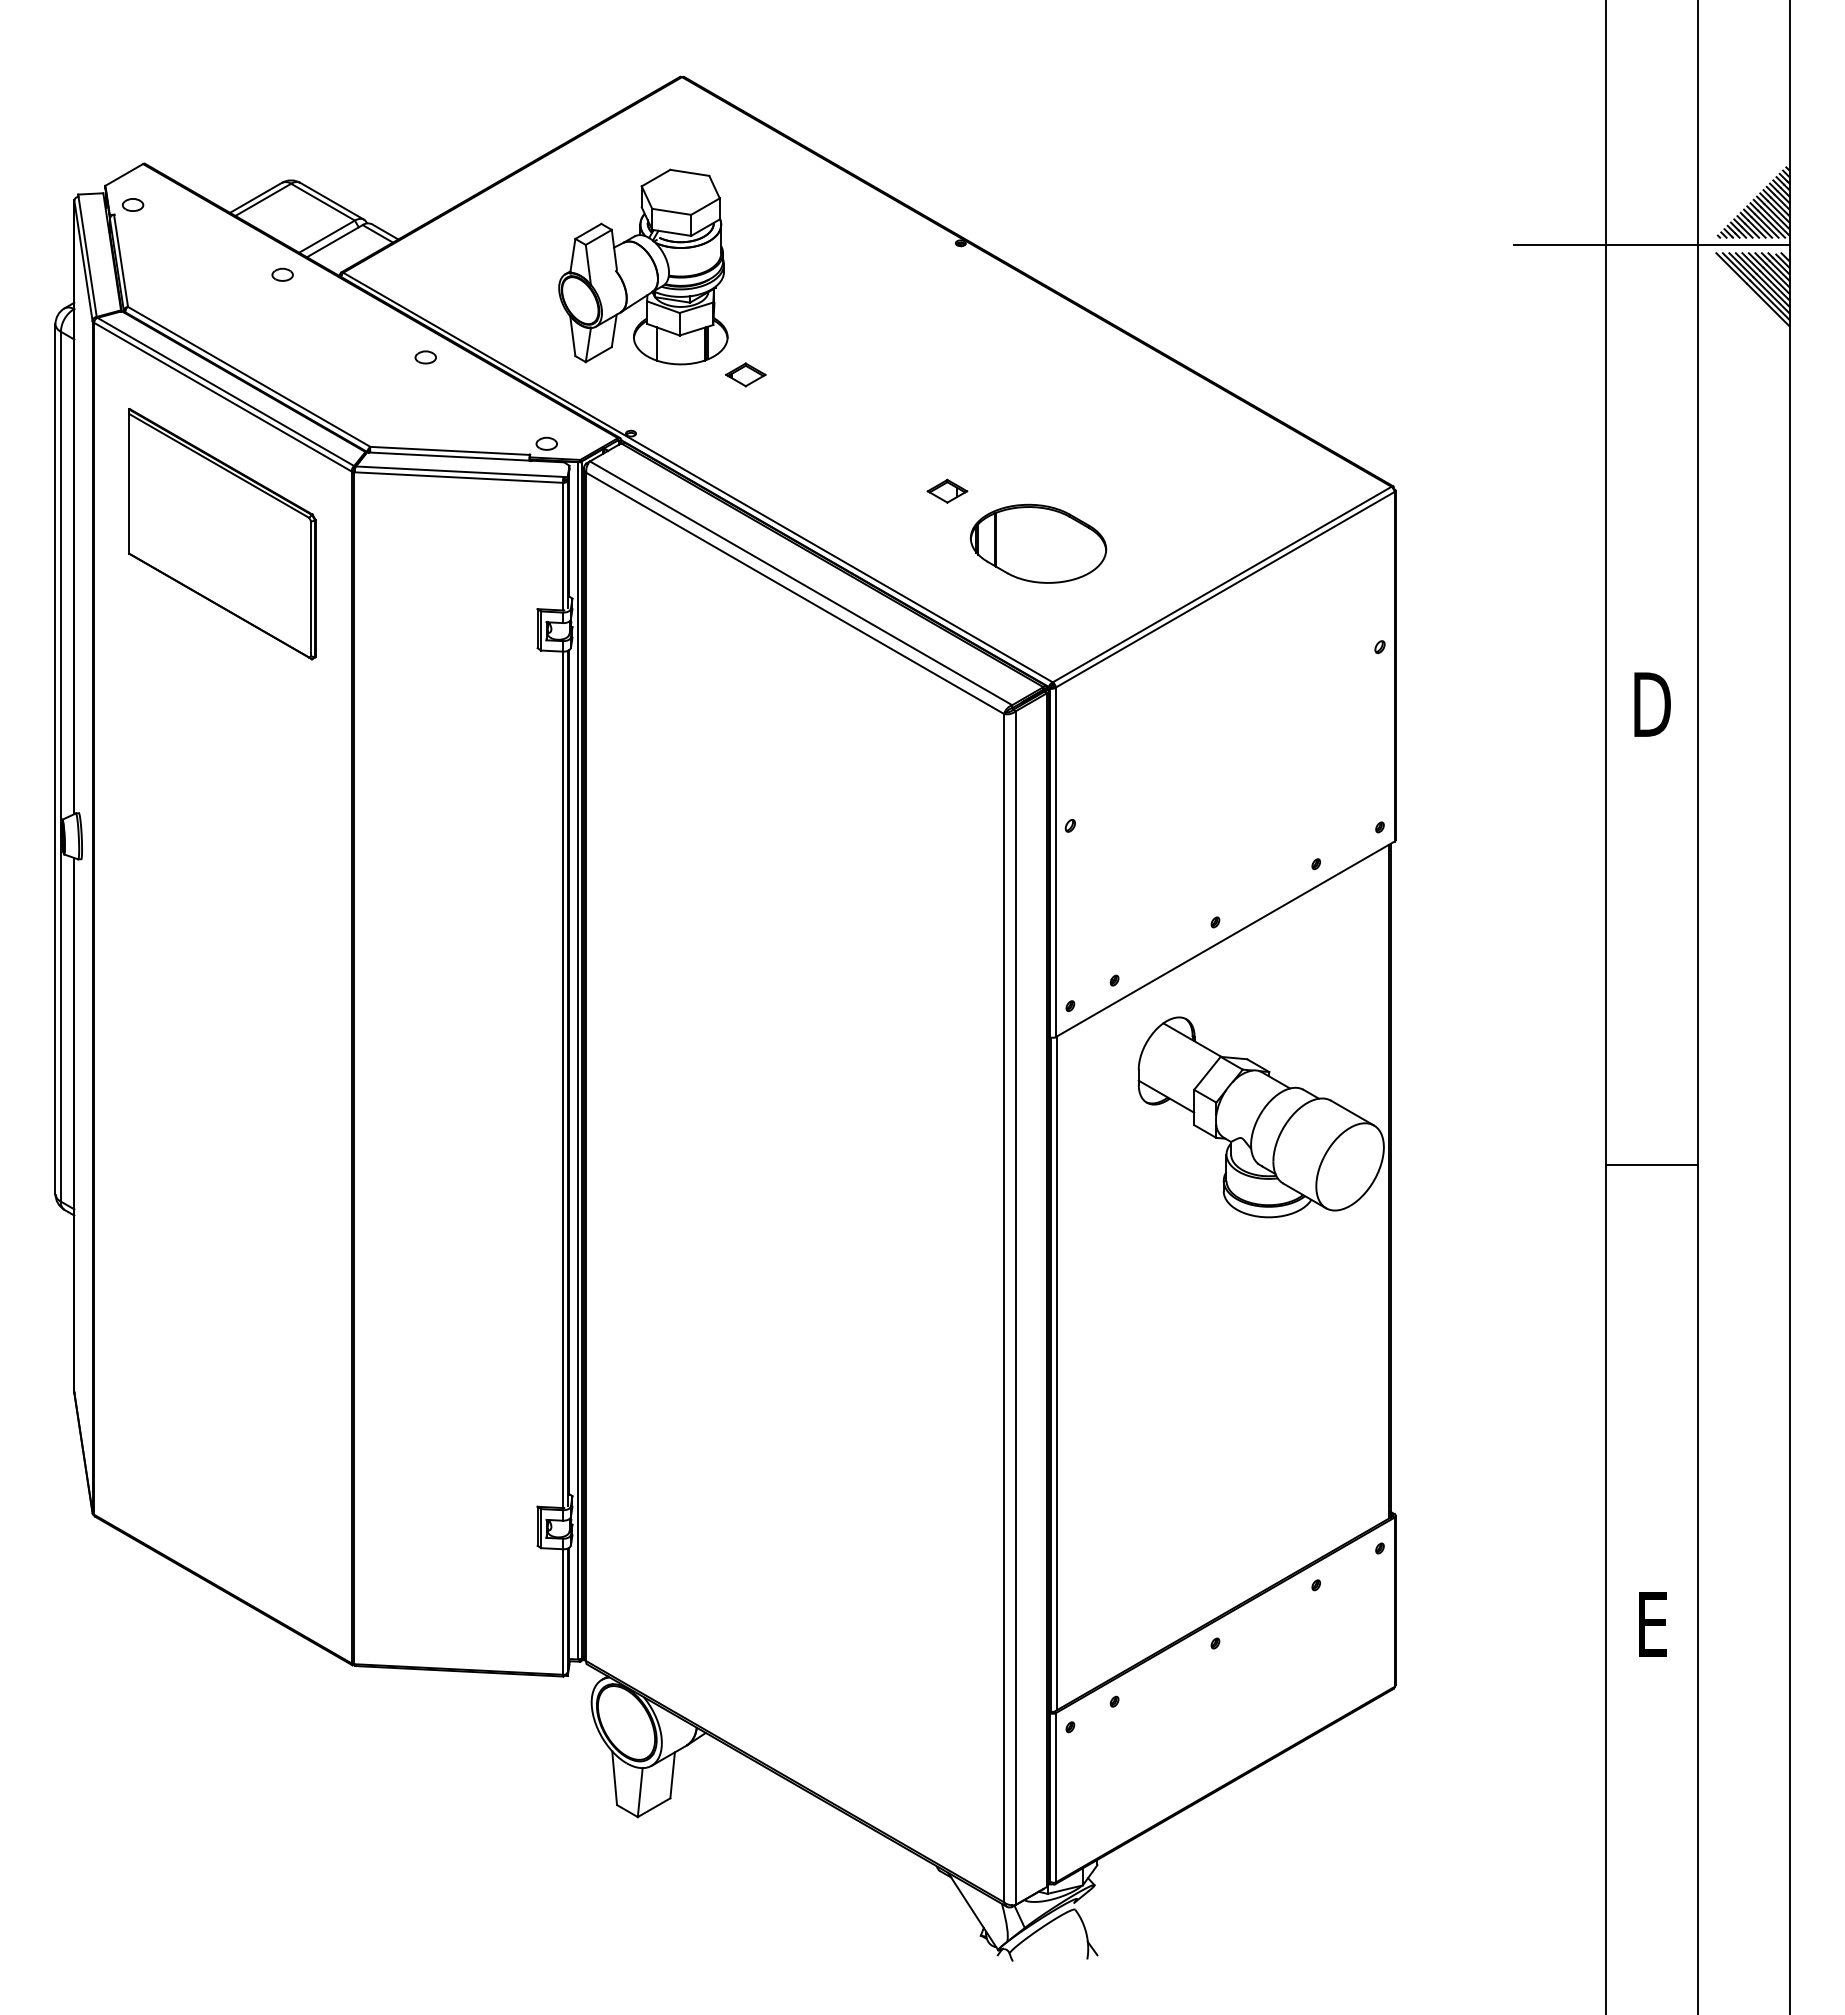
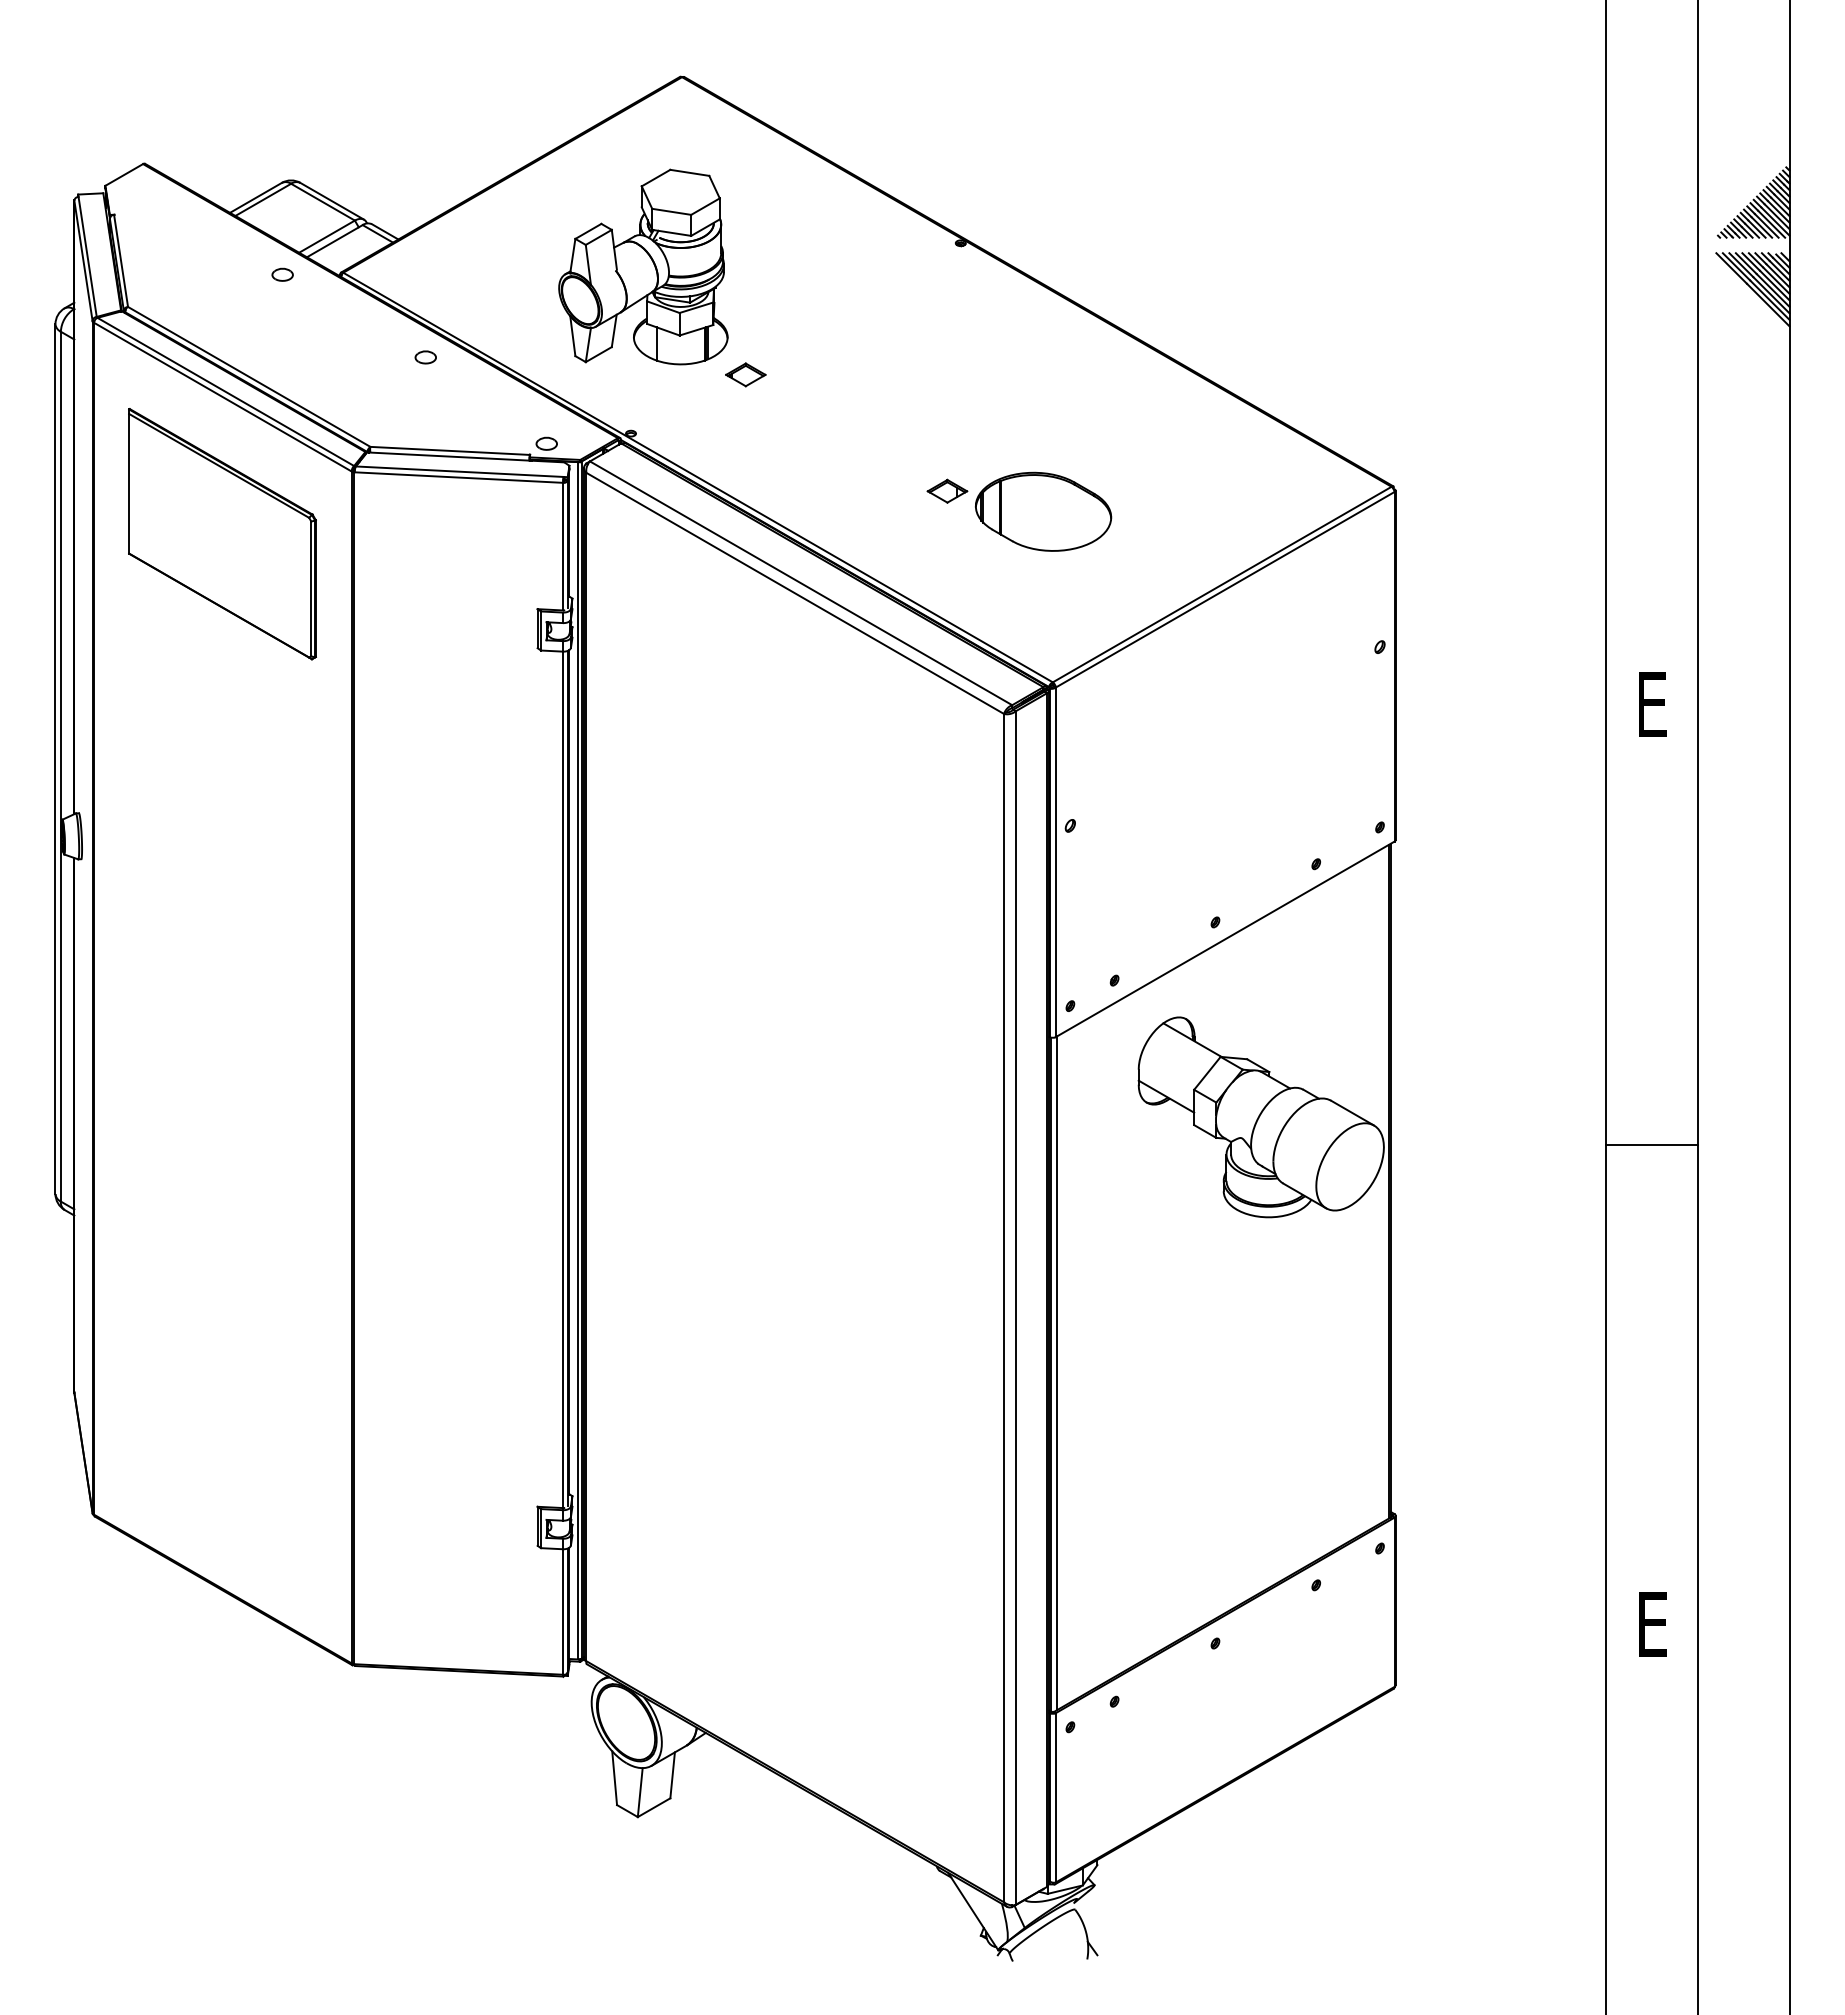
part: present -> none (132, 204)
line: present -> none (1651, 245)
part position: (1038, 543) -> (1043, 511) (1043, 511)
text: D -> E (1652, 704)
line position: (1651, 1165) -> (1651, 1145) (1651, 1145)
